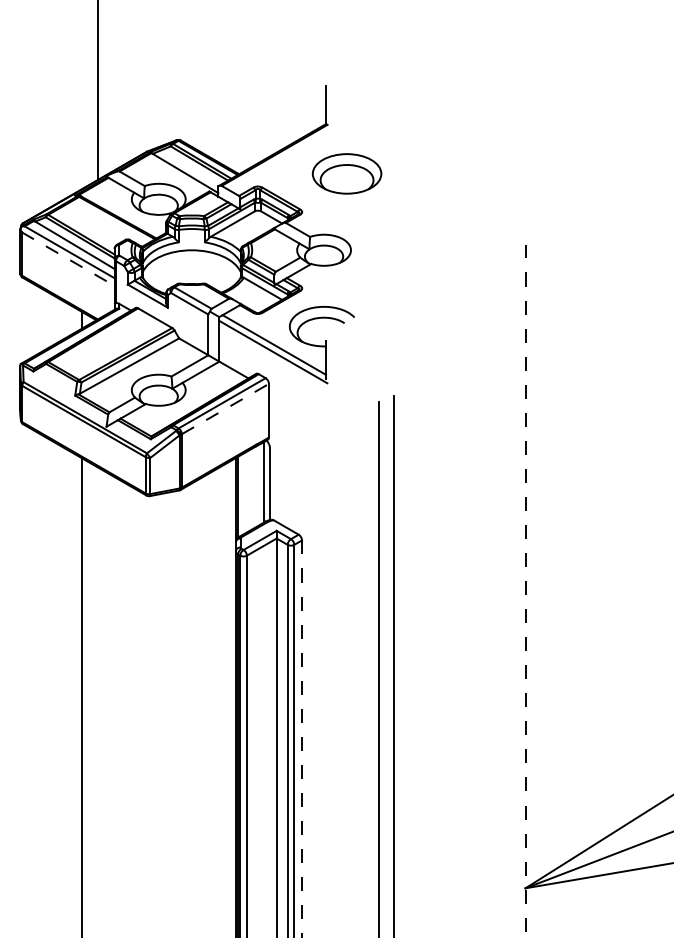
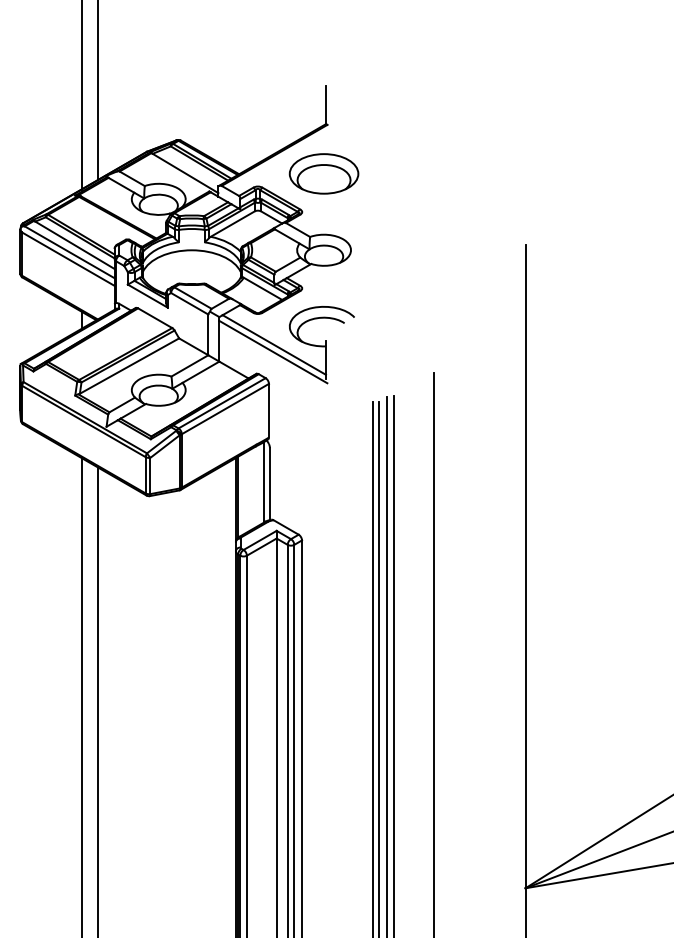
line: none -> present (81, 95)
part position: (346, 173) -> (323, 173) (323, 173)
line: dashed -> solid (68, 259)
line: dashed -> solid (225, 408)
line: dashed -> solid (525, 591)
line: none -> present (434, 653)
line: none -> present (386, 665)
line: none -> present (372, 667)
line: none -> present (98, 700)
line: dashed -> solid (302, 739)
